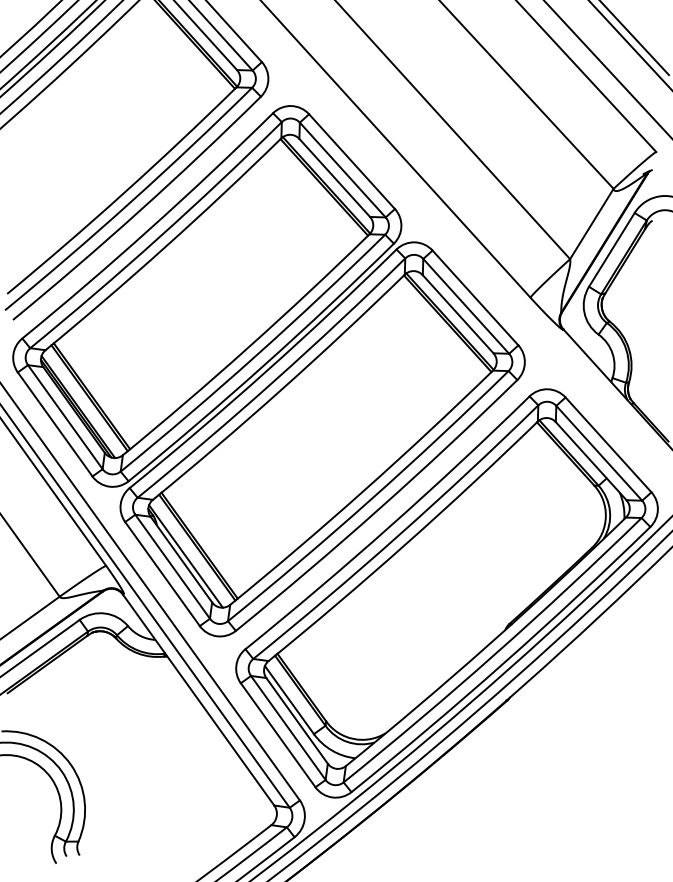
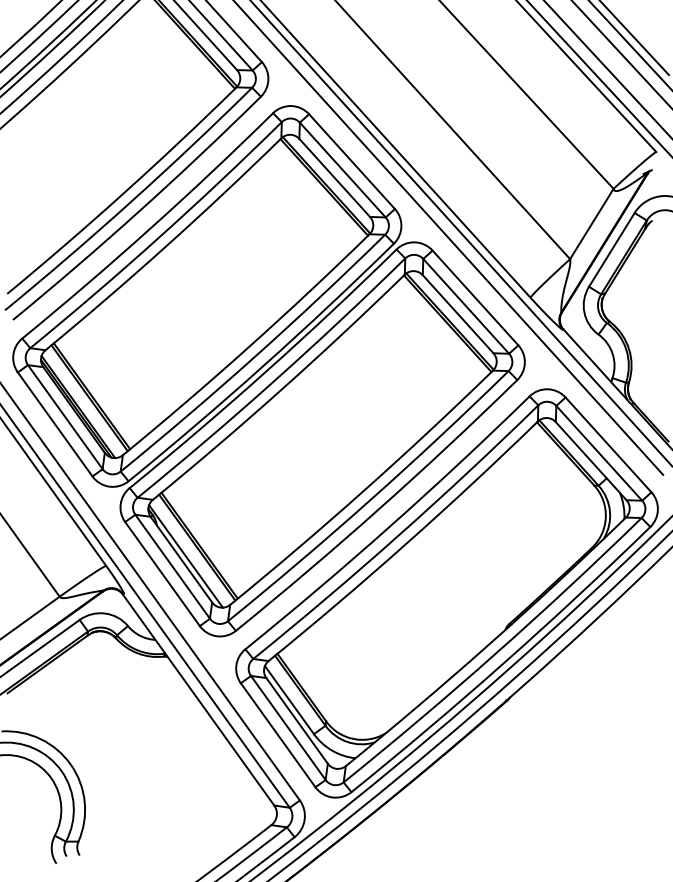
line: none -> present (621, 54)
line: none -> present (598, 78)
line: none -> present (460, 232)
line: none -> present (449, 238)
